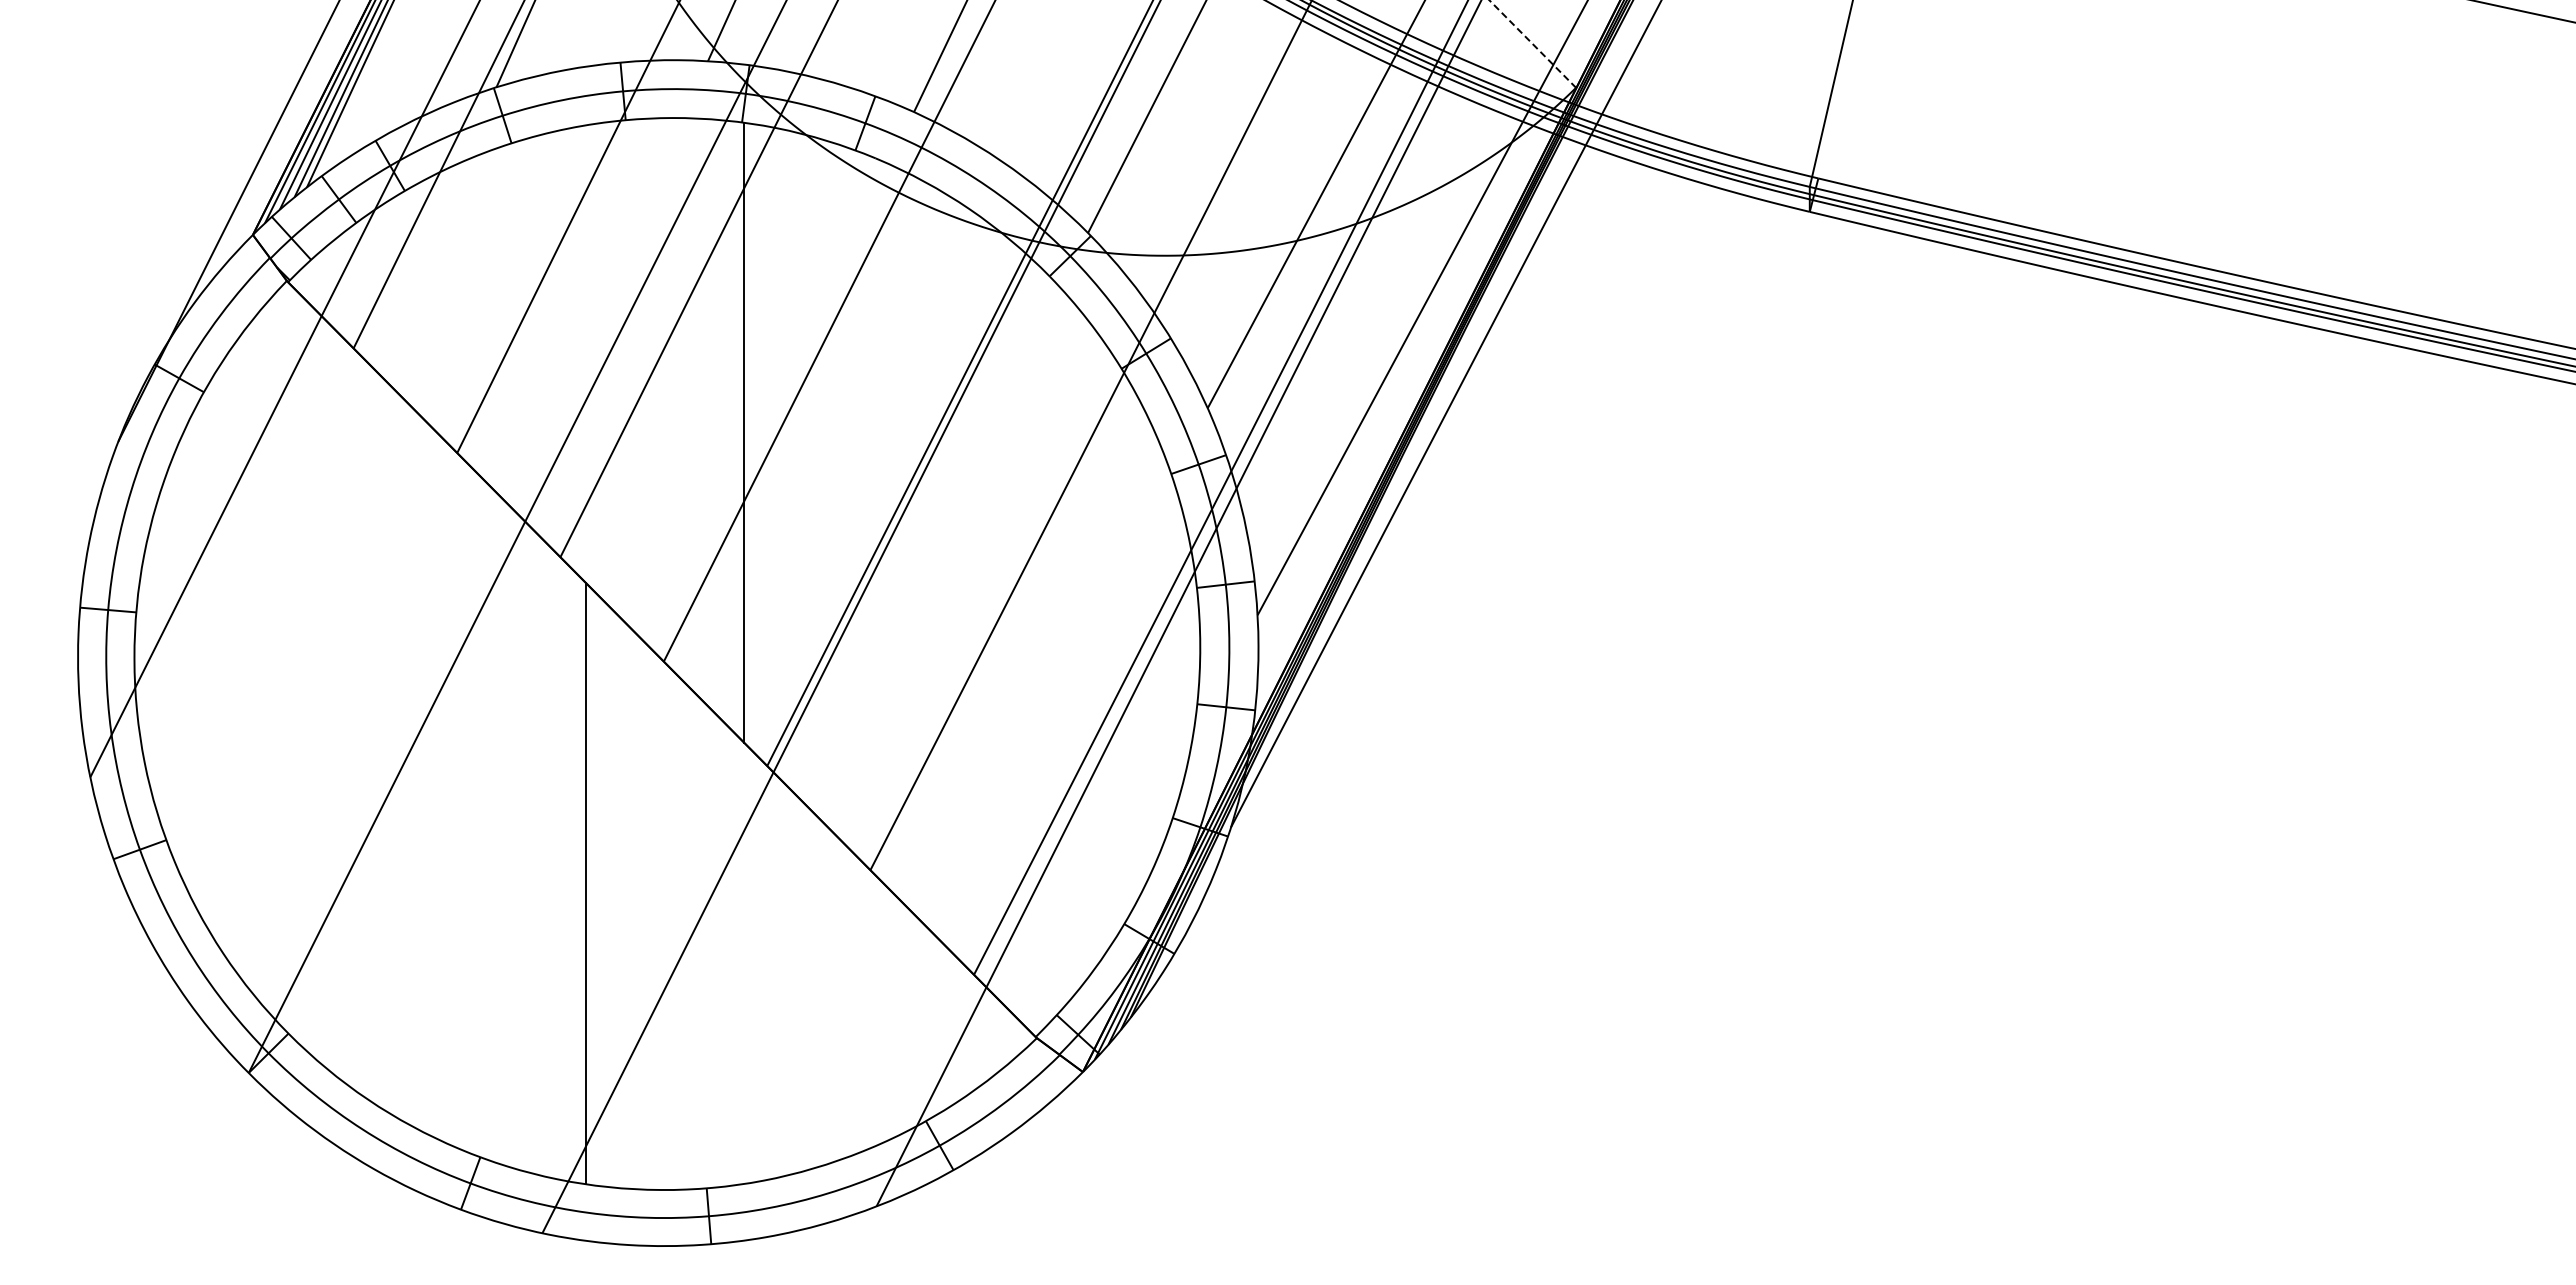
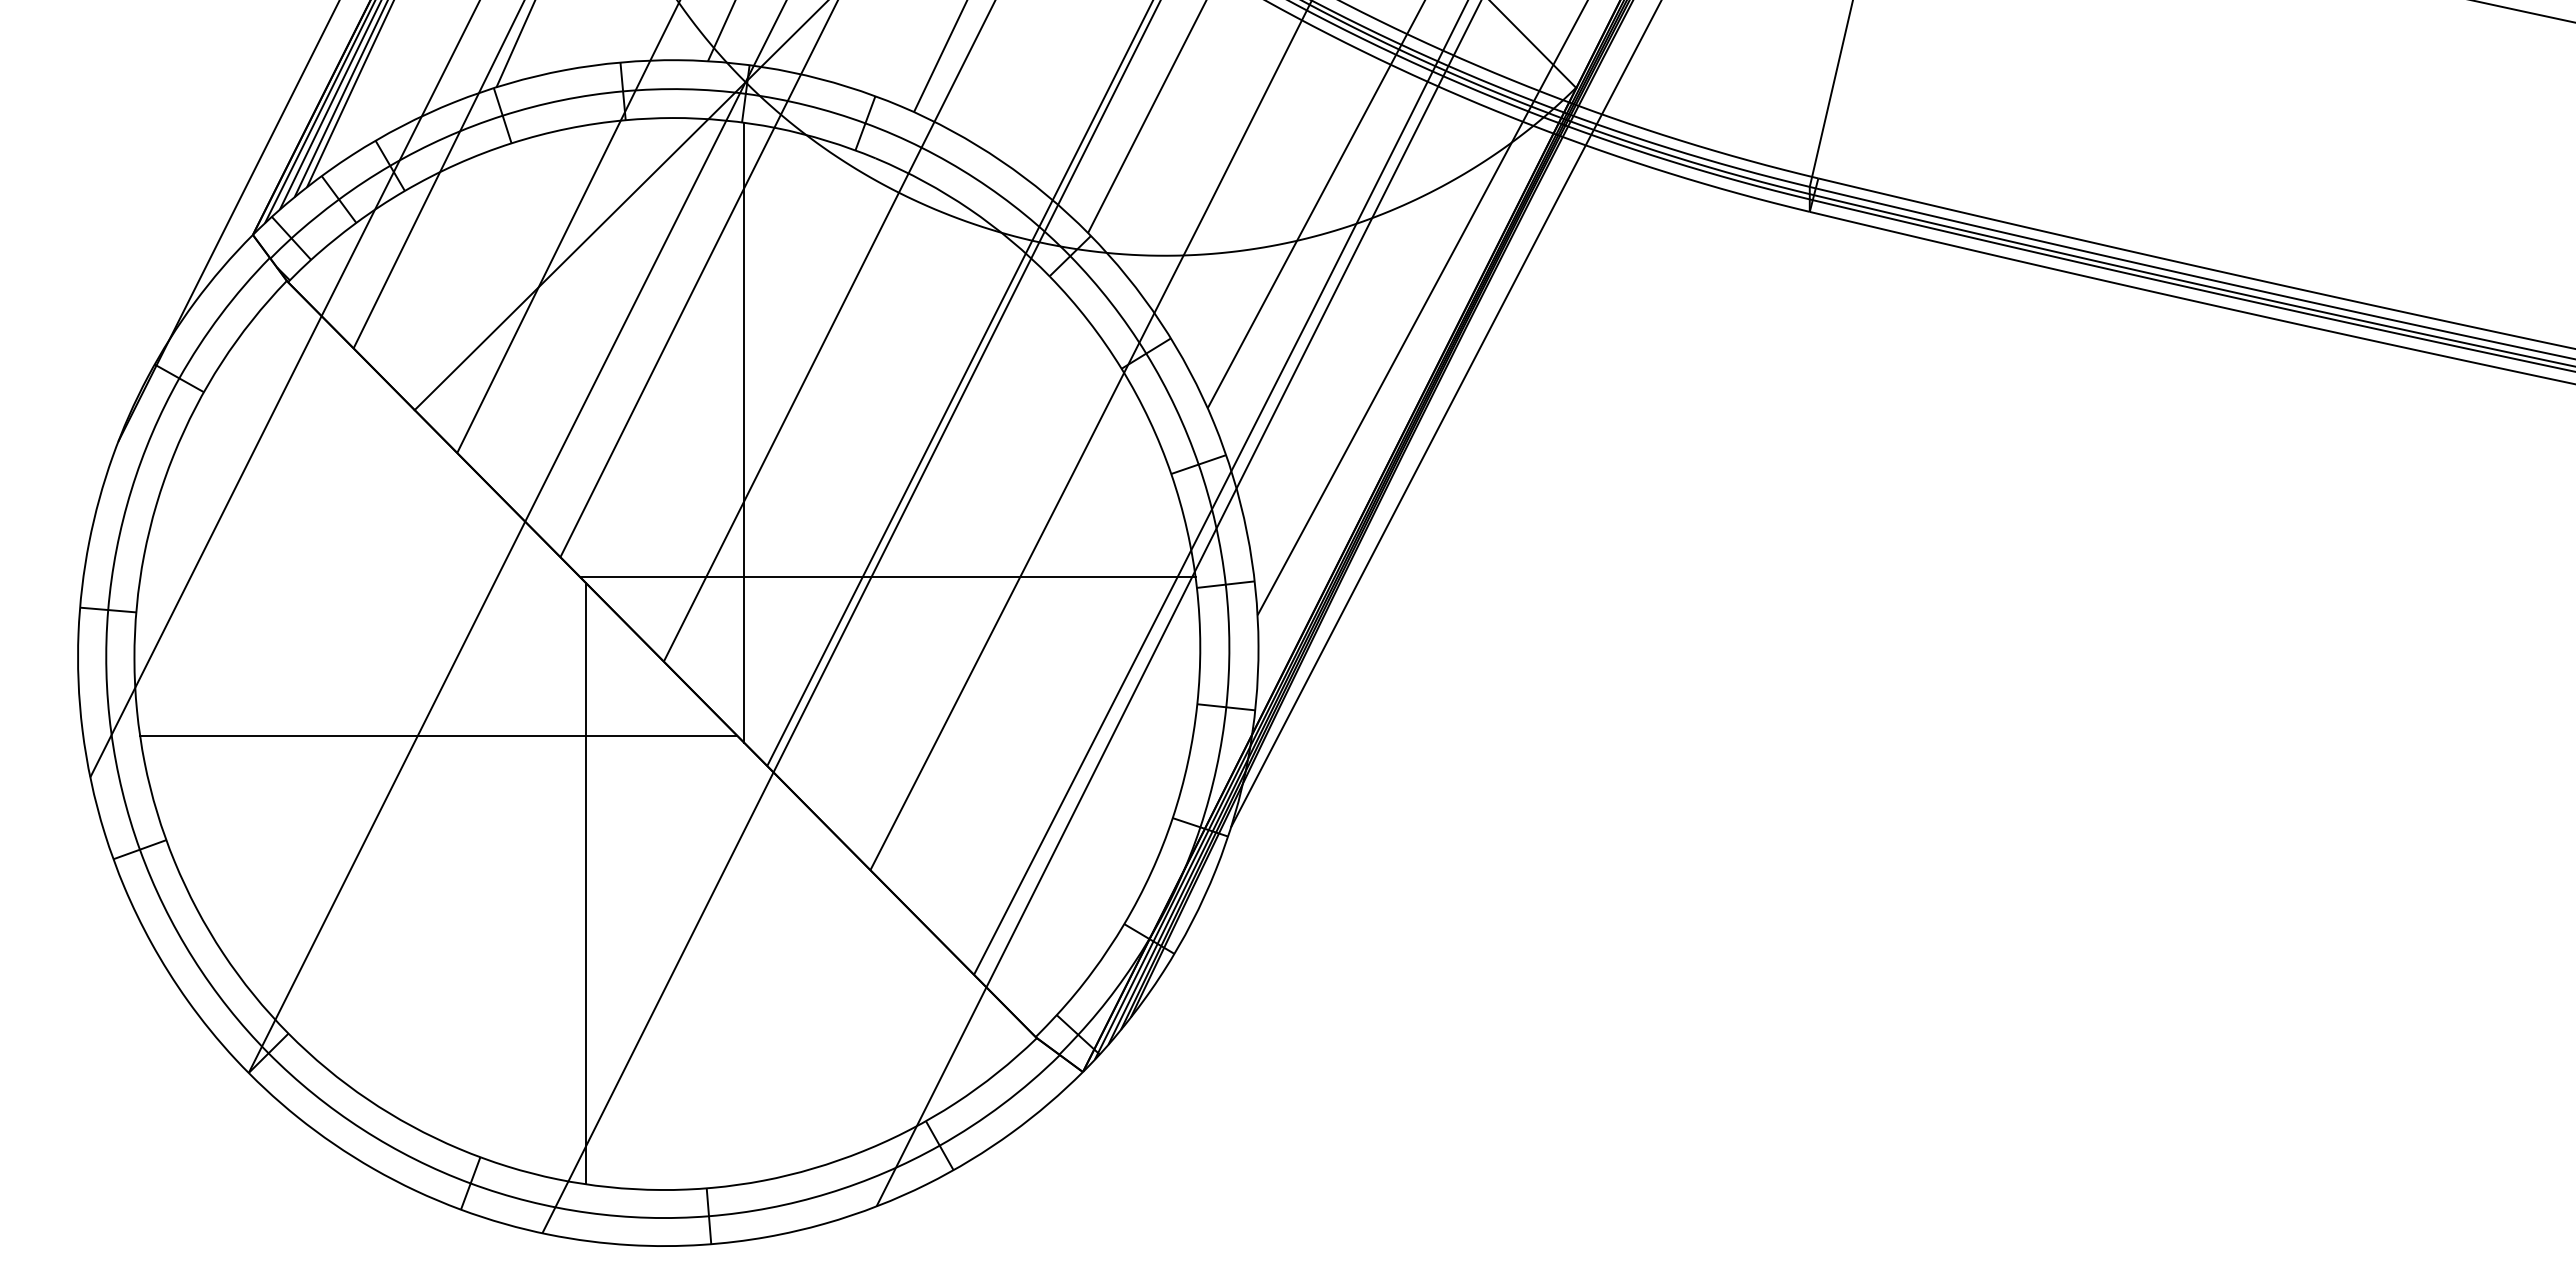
line: dashed -> solid (1532, 44)
line: none -> present (620, 206)
line: none -> present (887, 577)
line: none -> present (438, 735)
